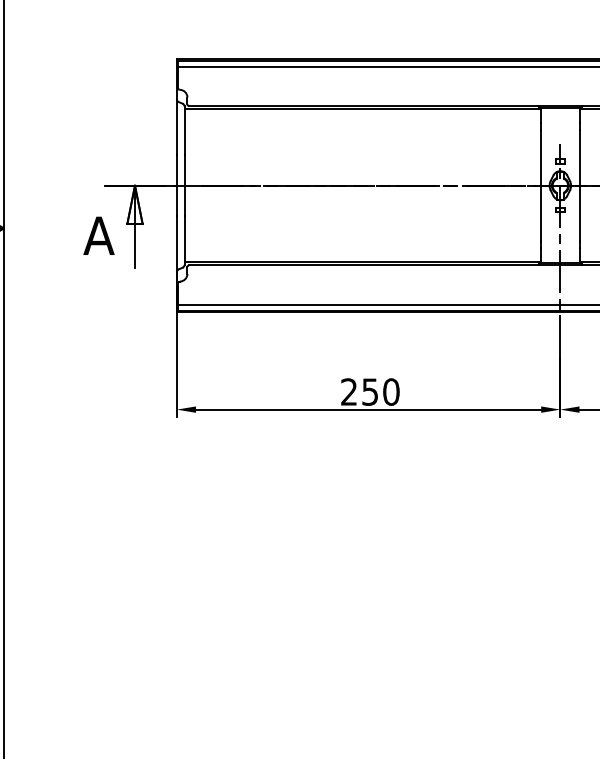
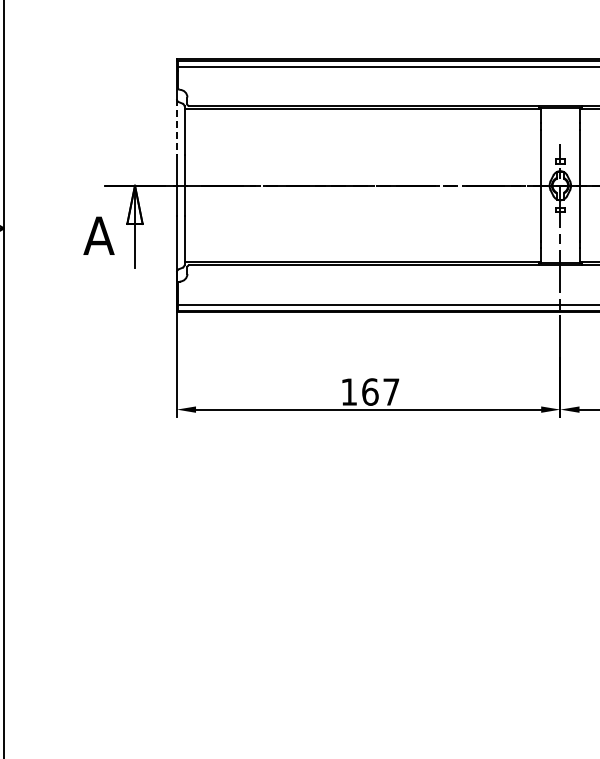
line: solid -> dashed (176, 127)
text: 250 -> 167 (370, 391)
